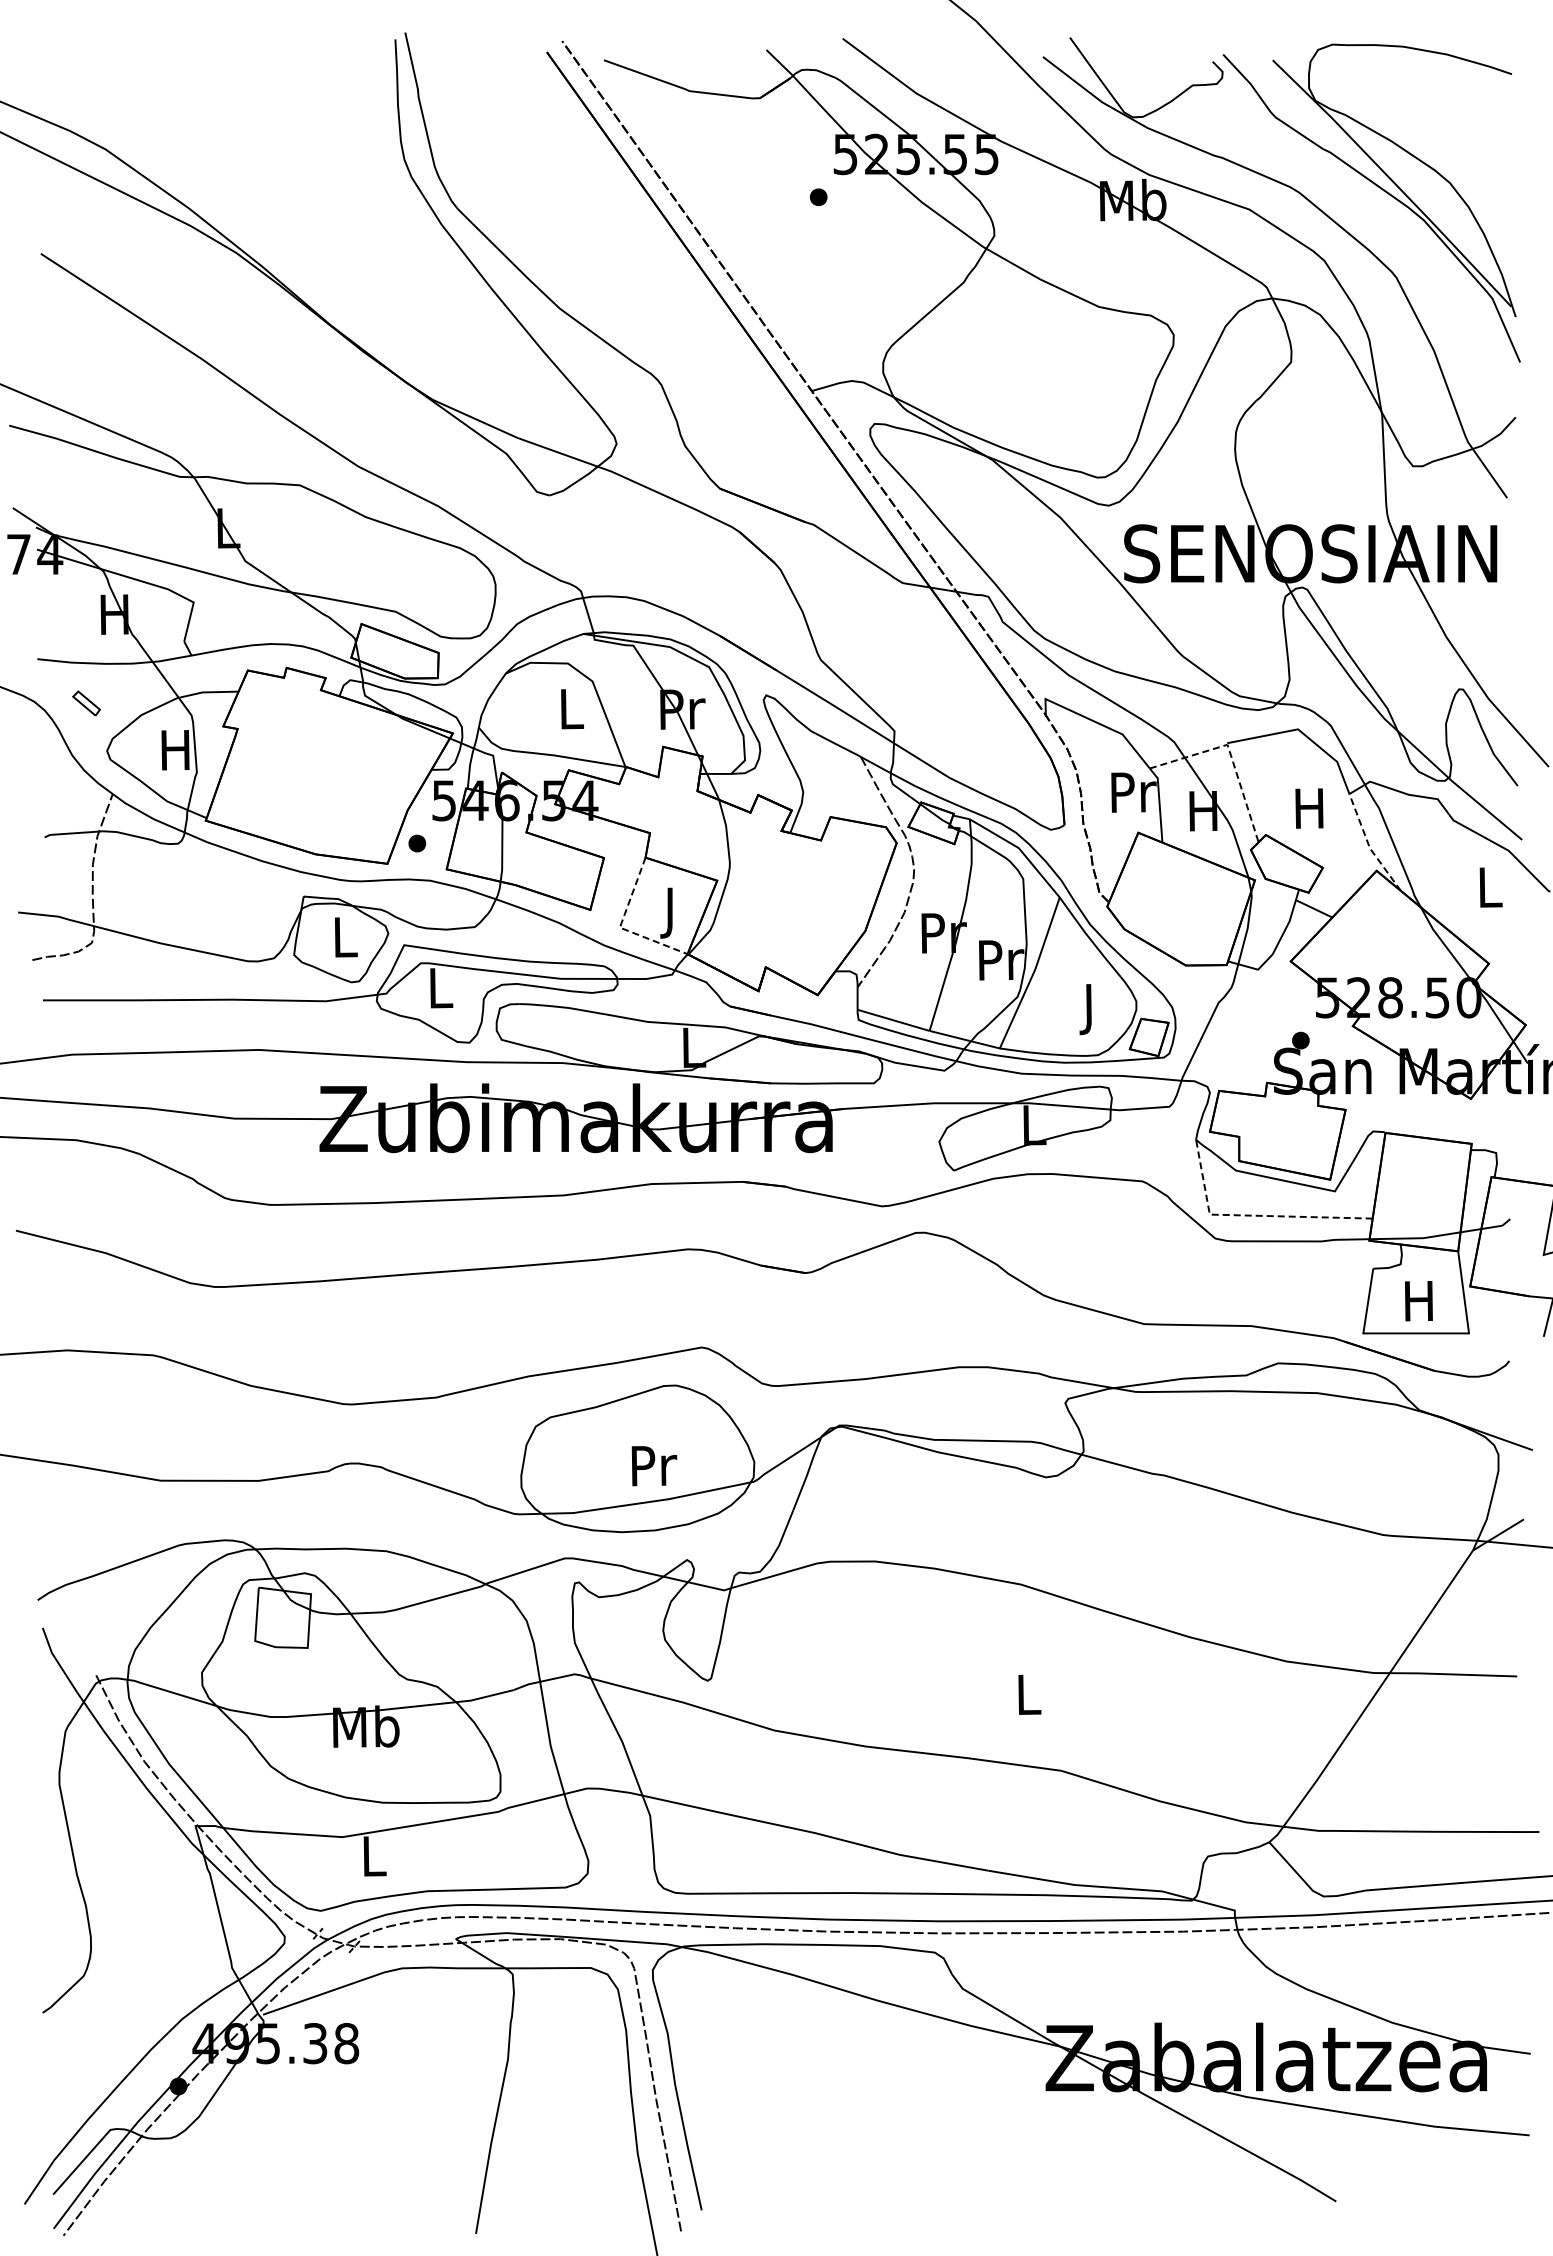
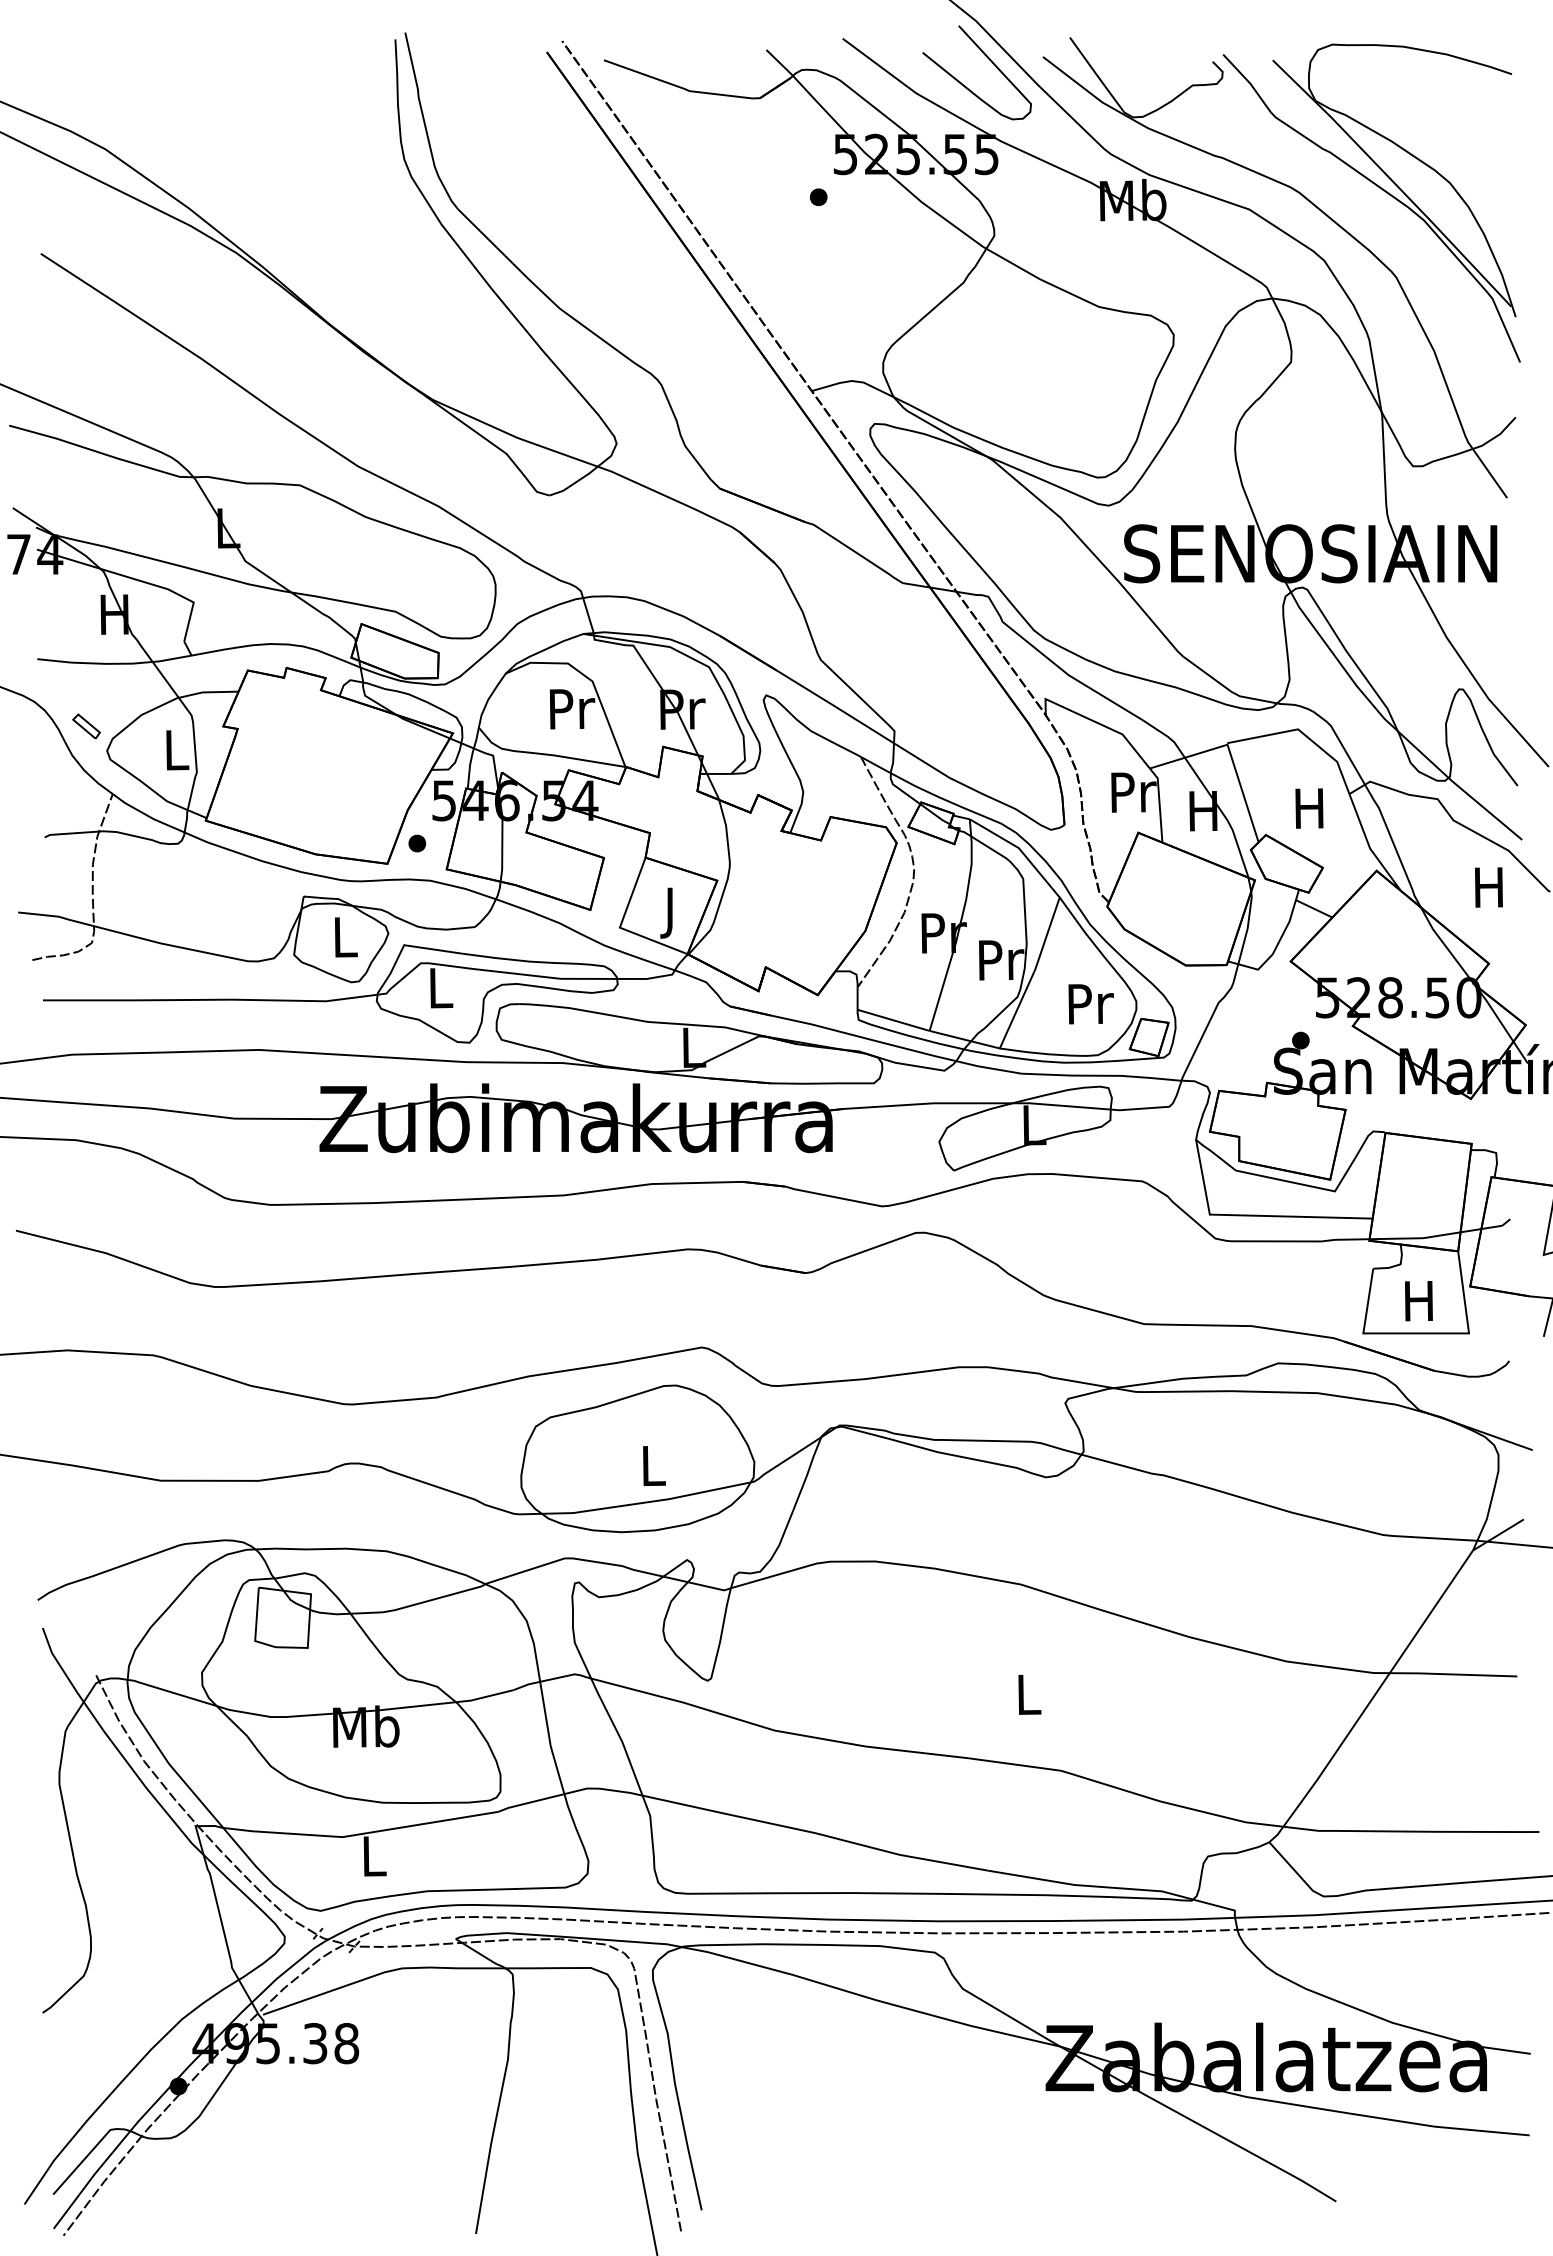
curve: none -> present (965, 85)
part position: (86, 702) -> (86, 725) (86, 725)
text: L -> Pr (572, 709)
text: H -> L (175, 750)
line: dashed -> solid (1230, 754)
line: dashed -> solid (1369, 845)
text: L -> H (1488, 887)
line: dashed -> solid (619, 927)
text: J -> Pr (1090, 1009)
line: dashed -> solid (1251, 1215)
text: Pr -> L (654, 1466)
